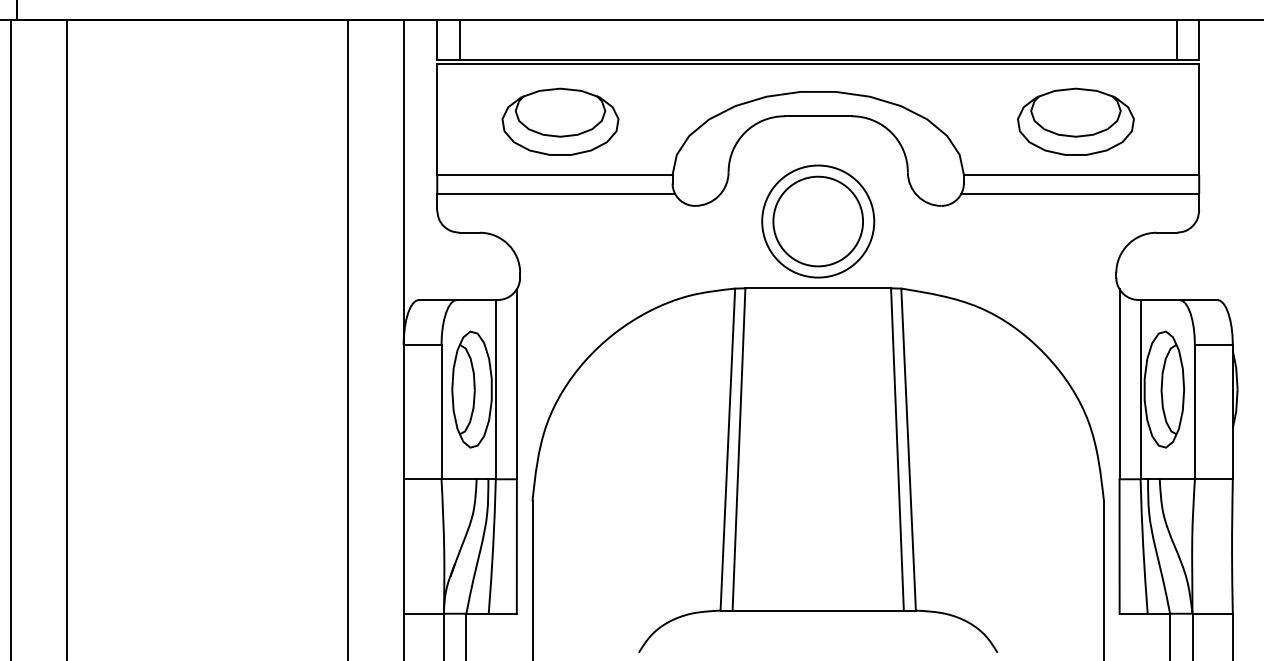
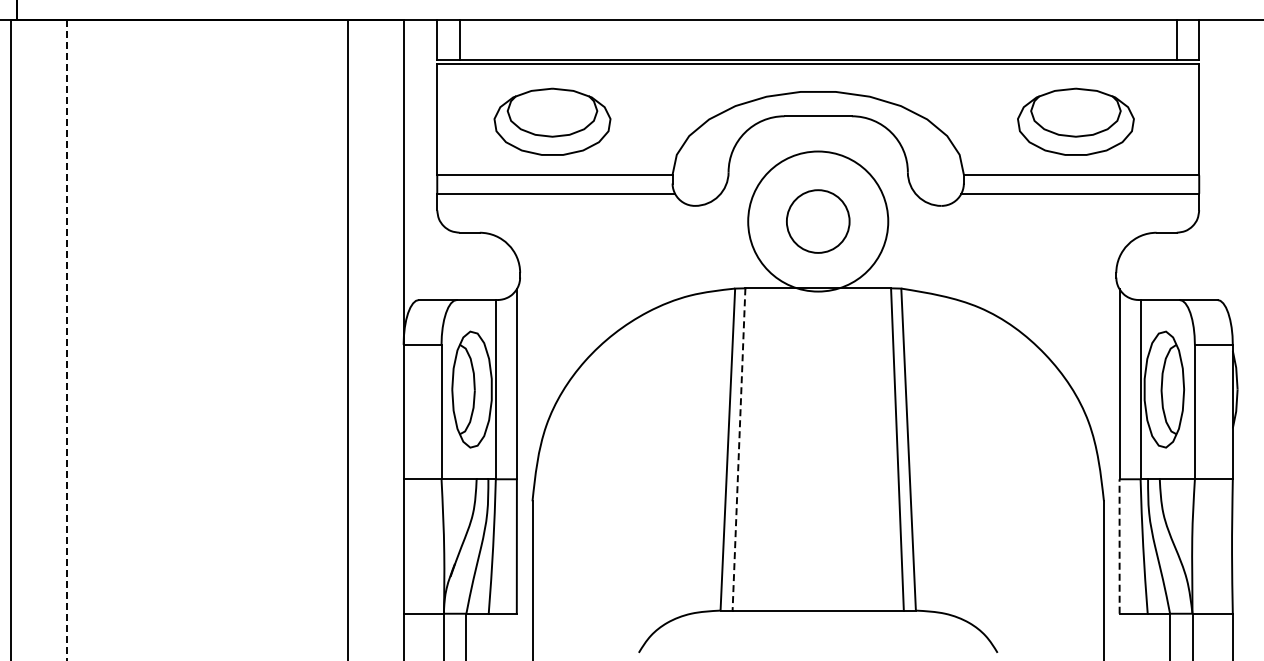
part position: (560, 121) -> (552, 121) (552, 121)
circle diameter: 112 px -> 140 px (818, 221)
circle diameter: 90 px -> 63 px (817, 221)
line: solid -> dashed (67, 340)
line: solid -> dashed (738, 449)
line: solid -> dashed (1119, 546)
